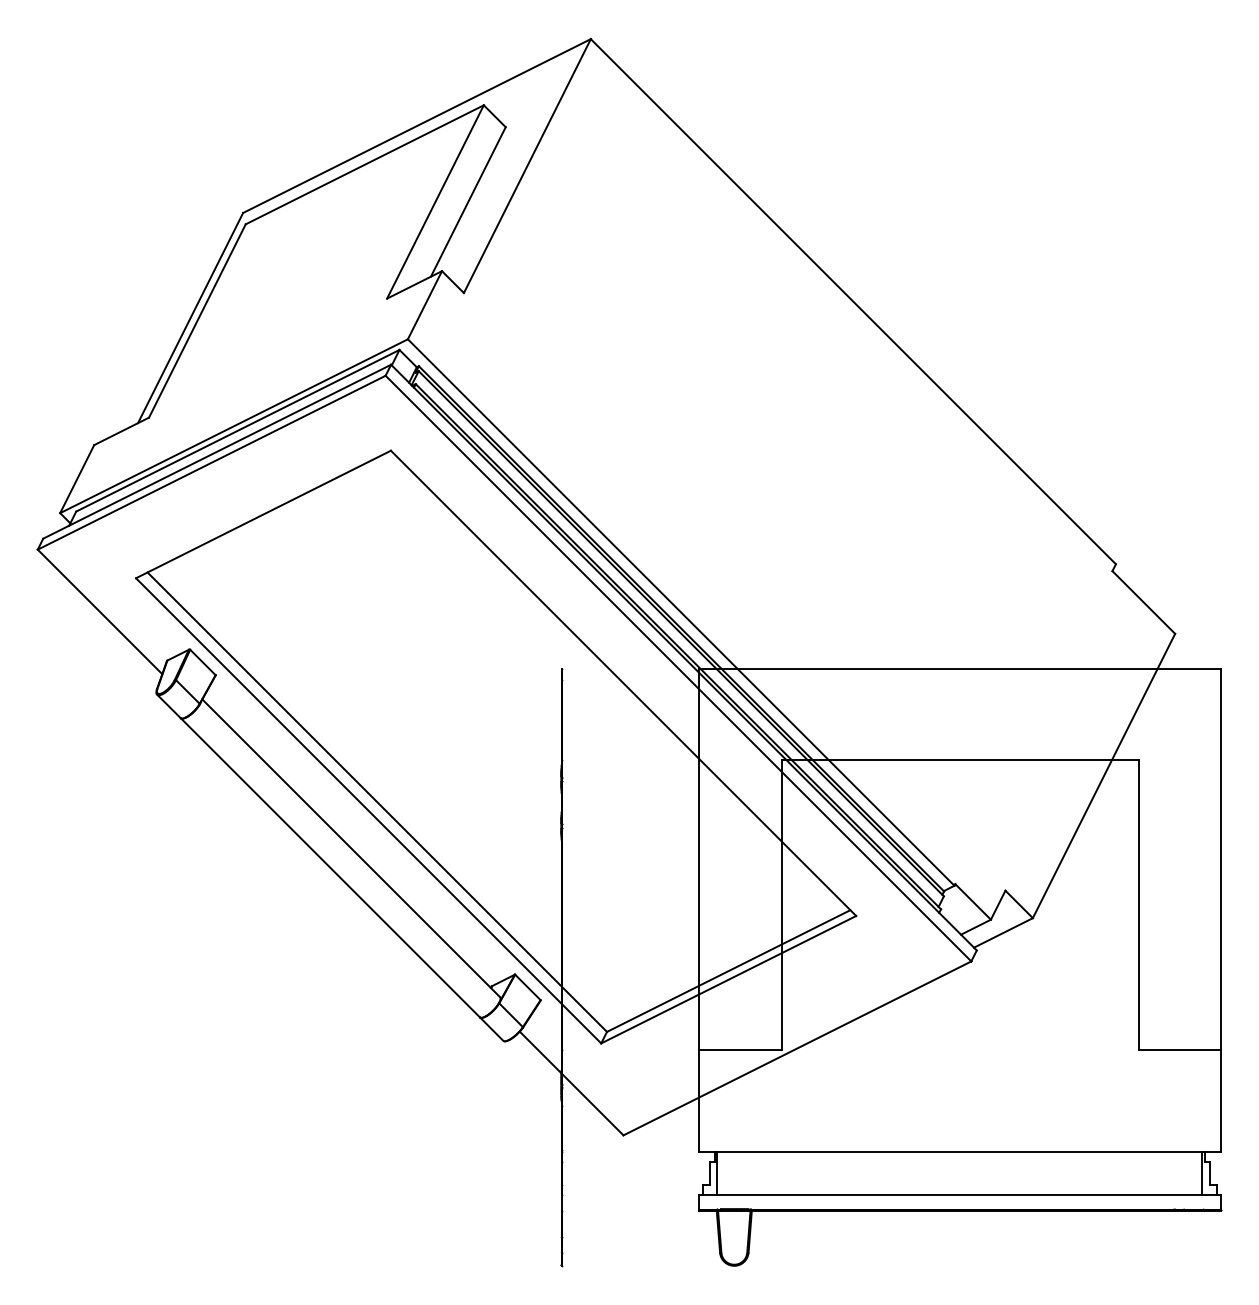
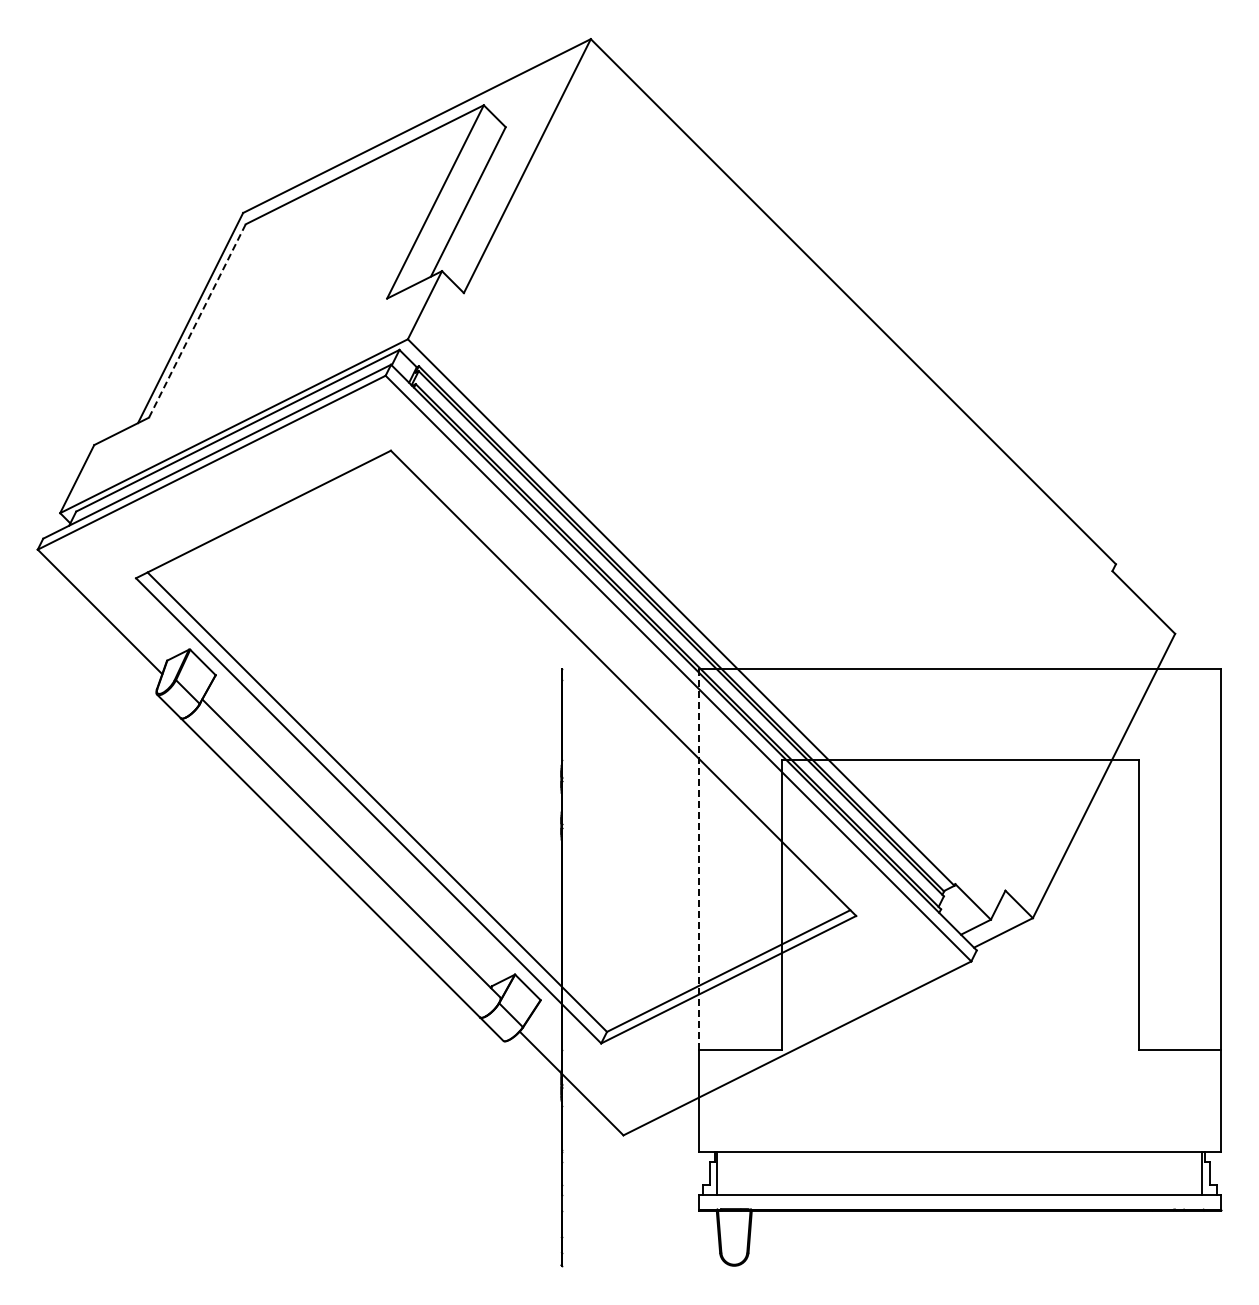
line: solid -> dashed (197, 320)
line: solid -> dashed (699, 860)
